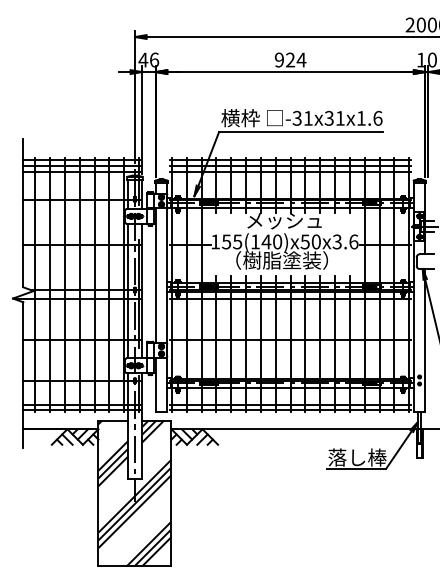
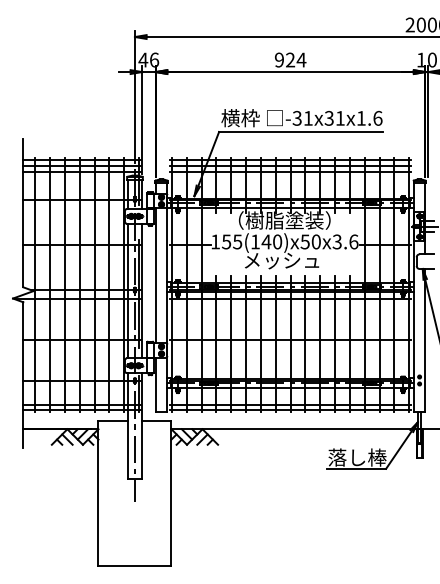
text: メッシュ -> （樹脂塗装） (284, 220)
text: （樹脂塗装） -> メッシュ (281, 260)
hatch: present -> none (134, 493)
